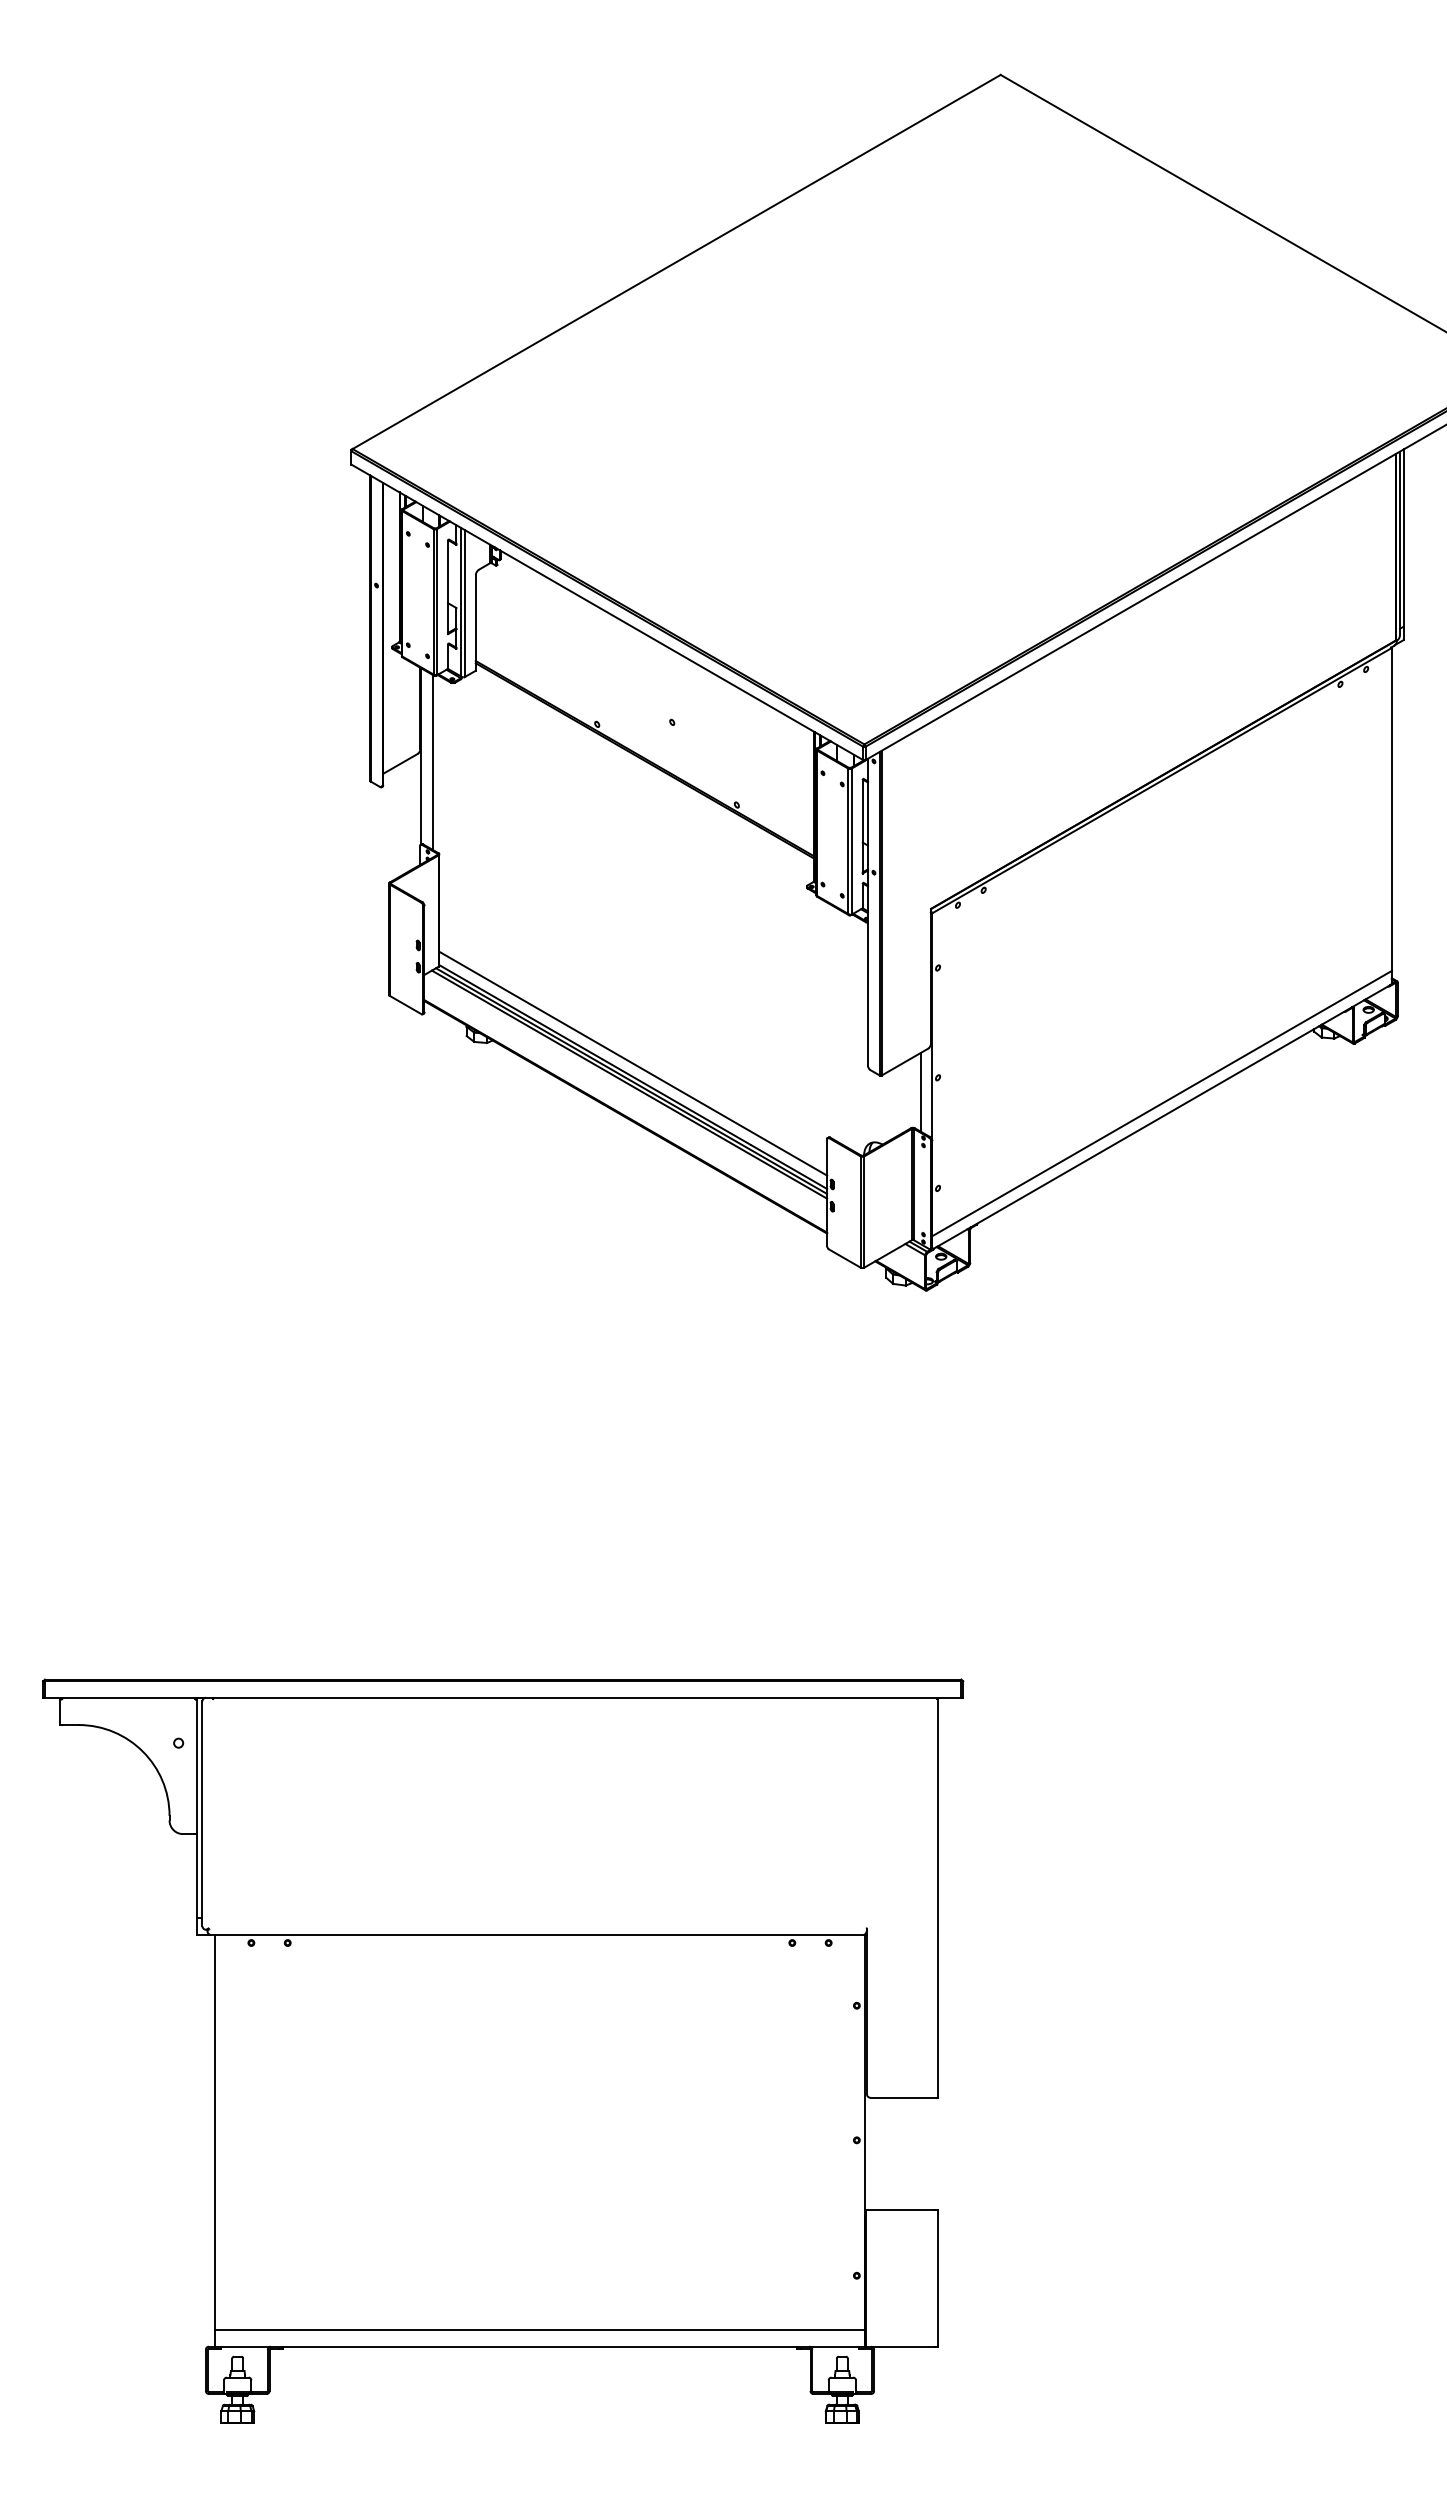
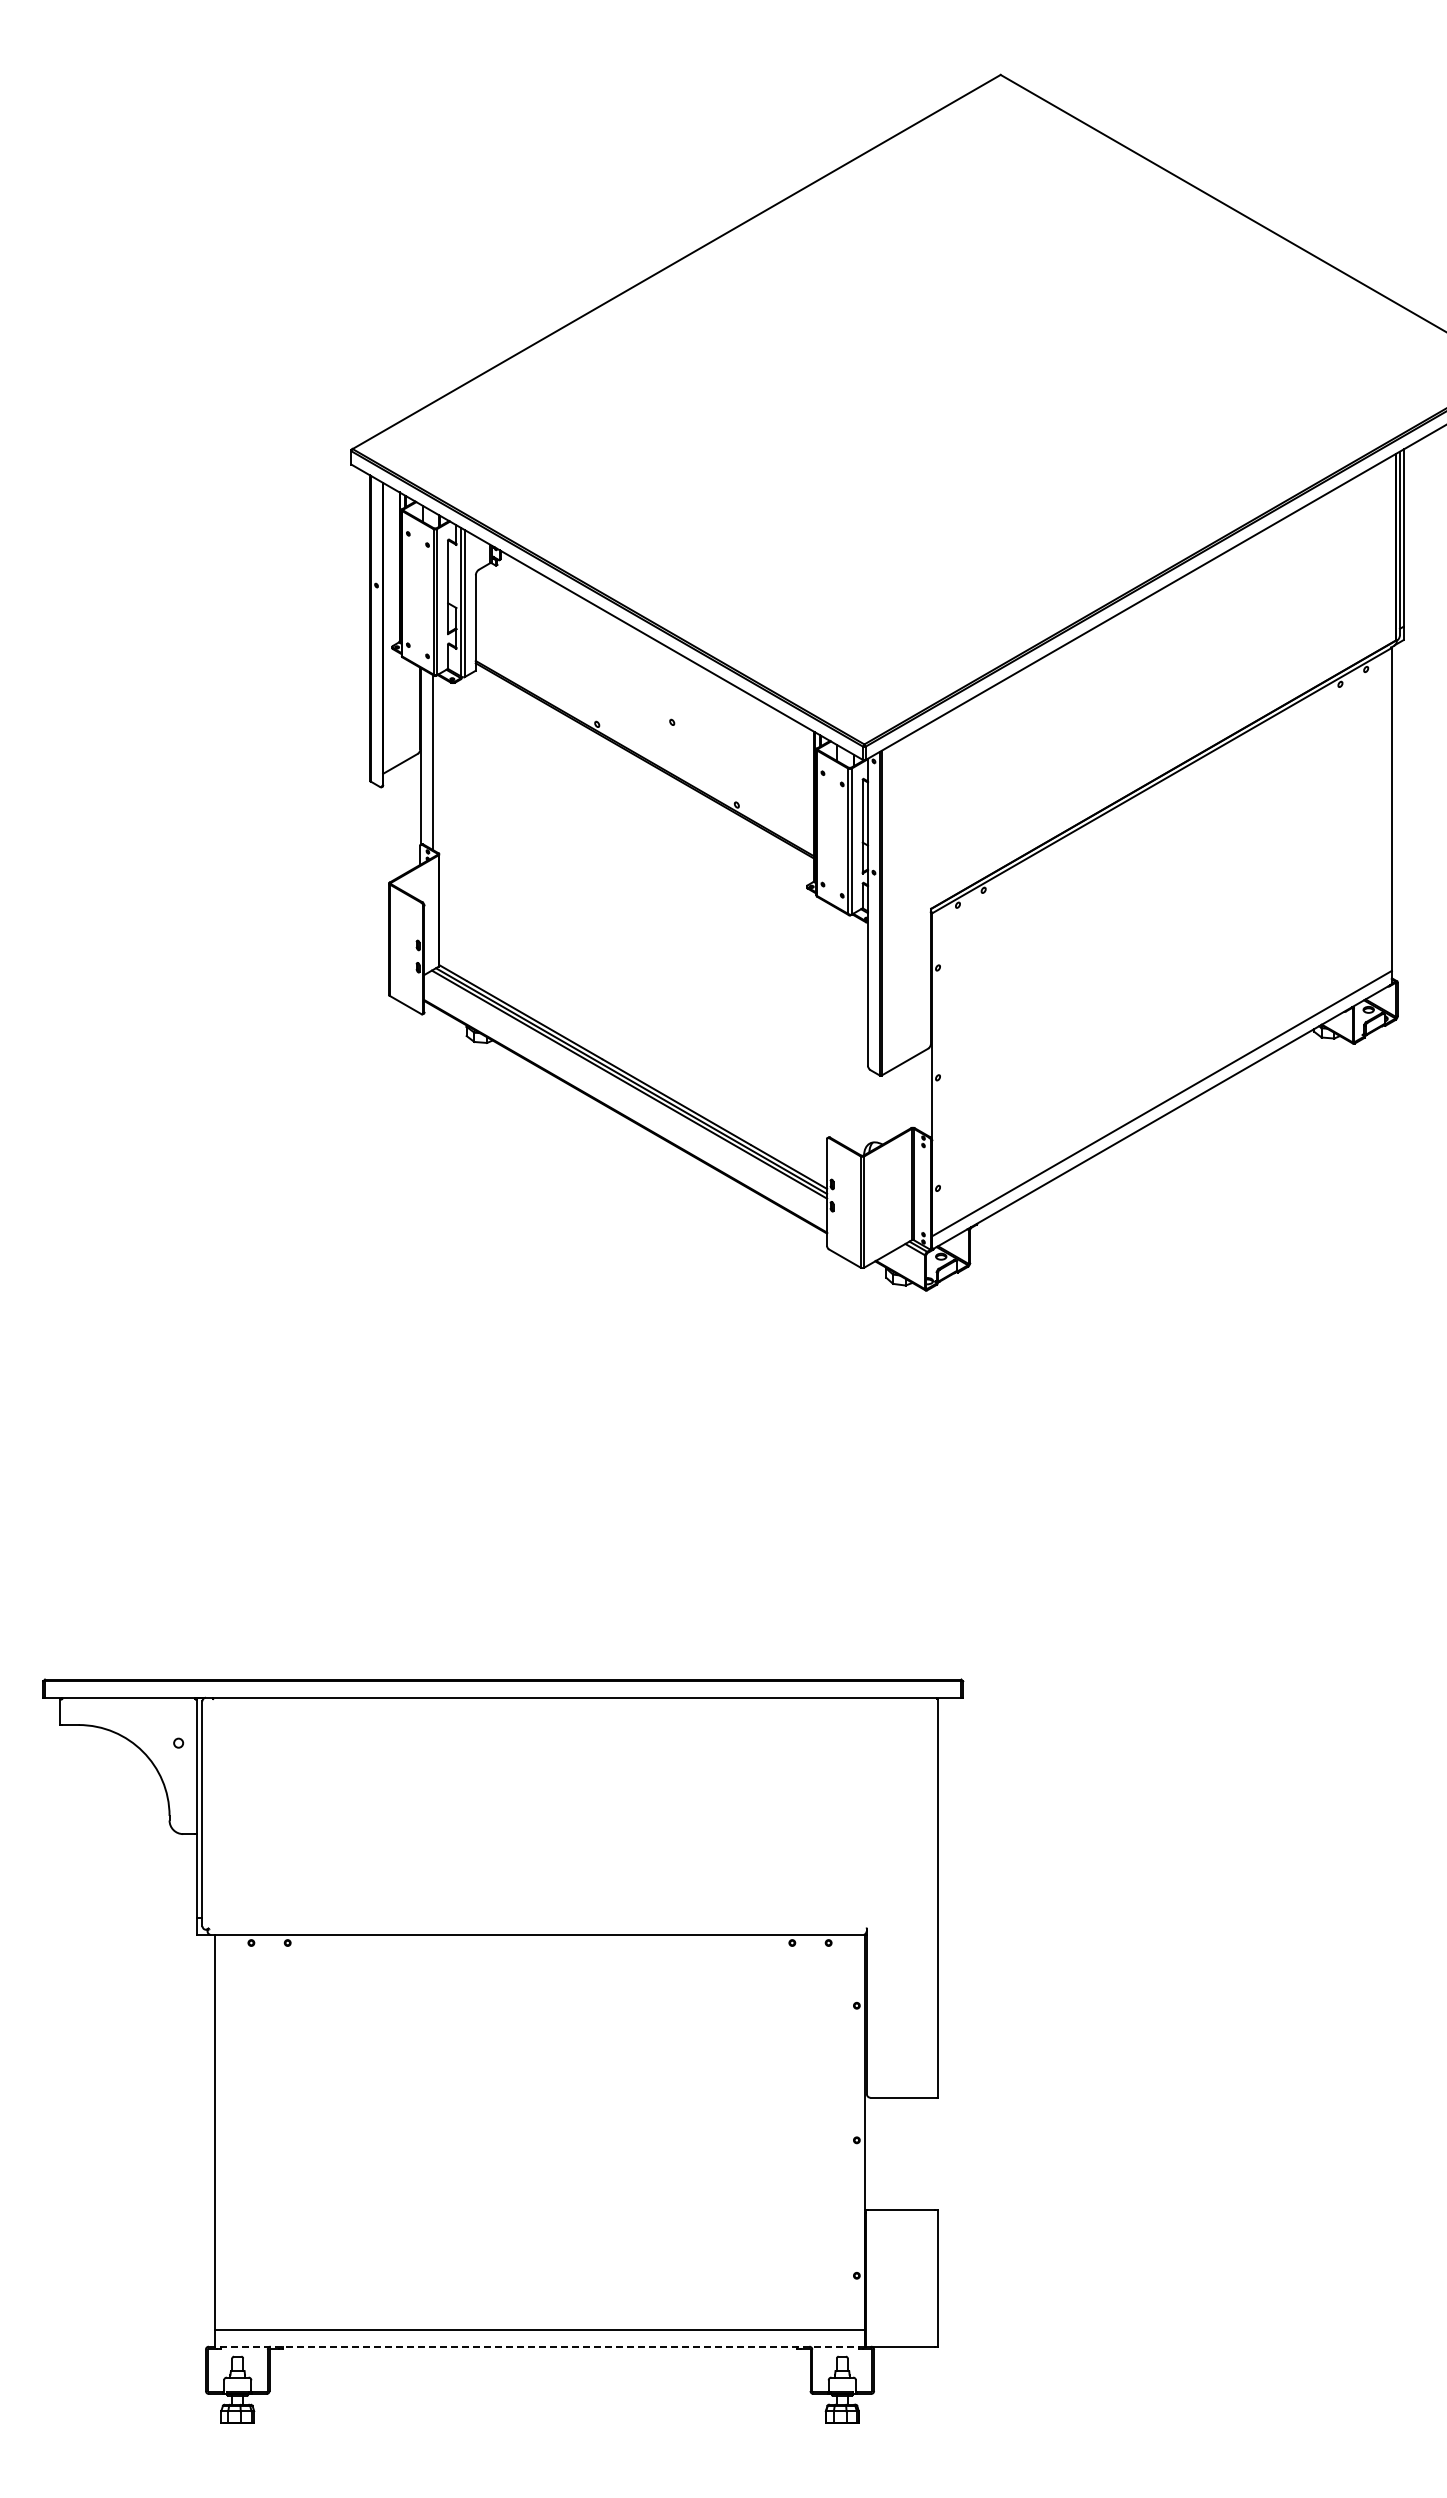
line: present -> none (633, 1063)
line: present -> none (920, 1092)
line: solid -> dashed (539, 2346)
